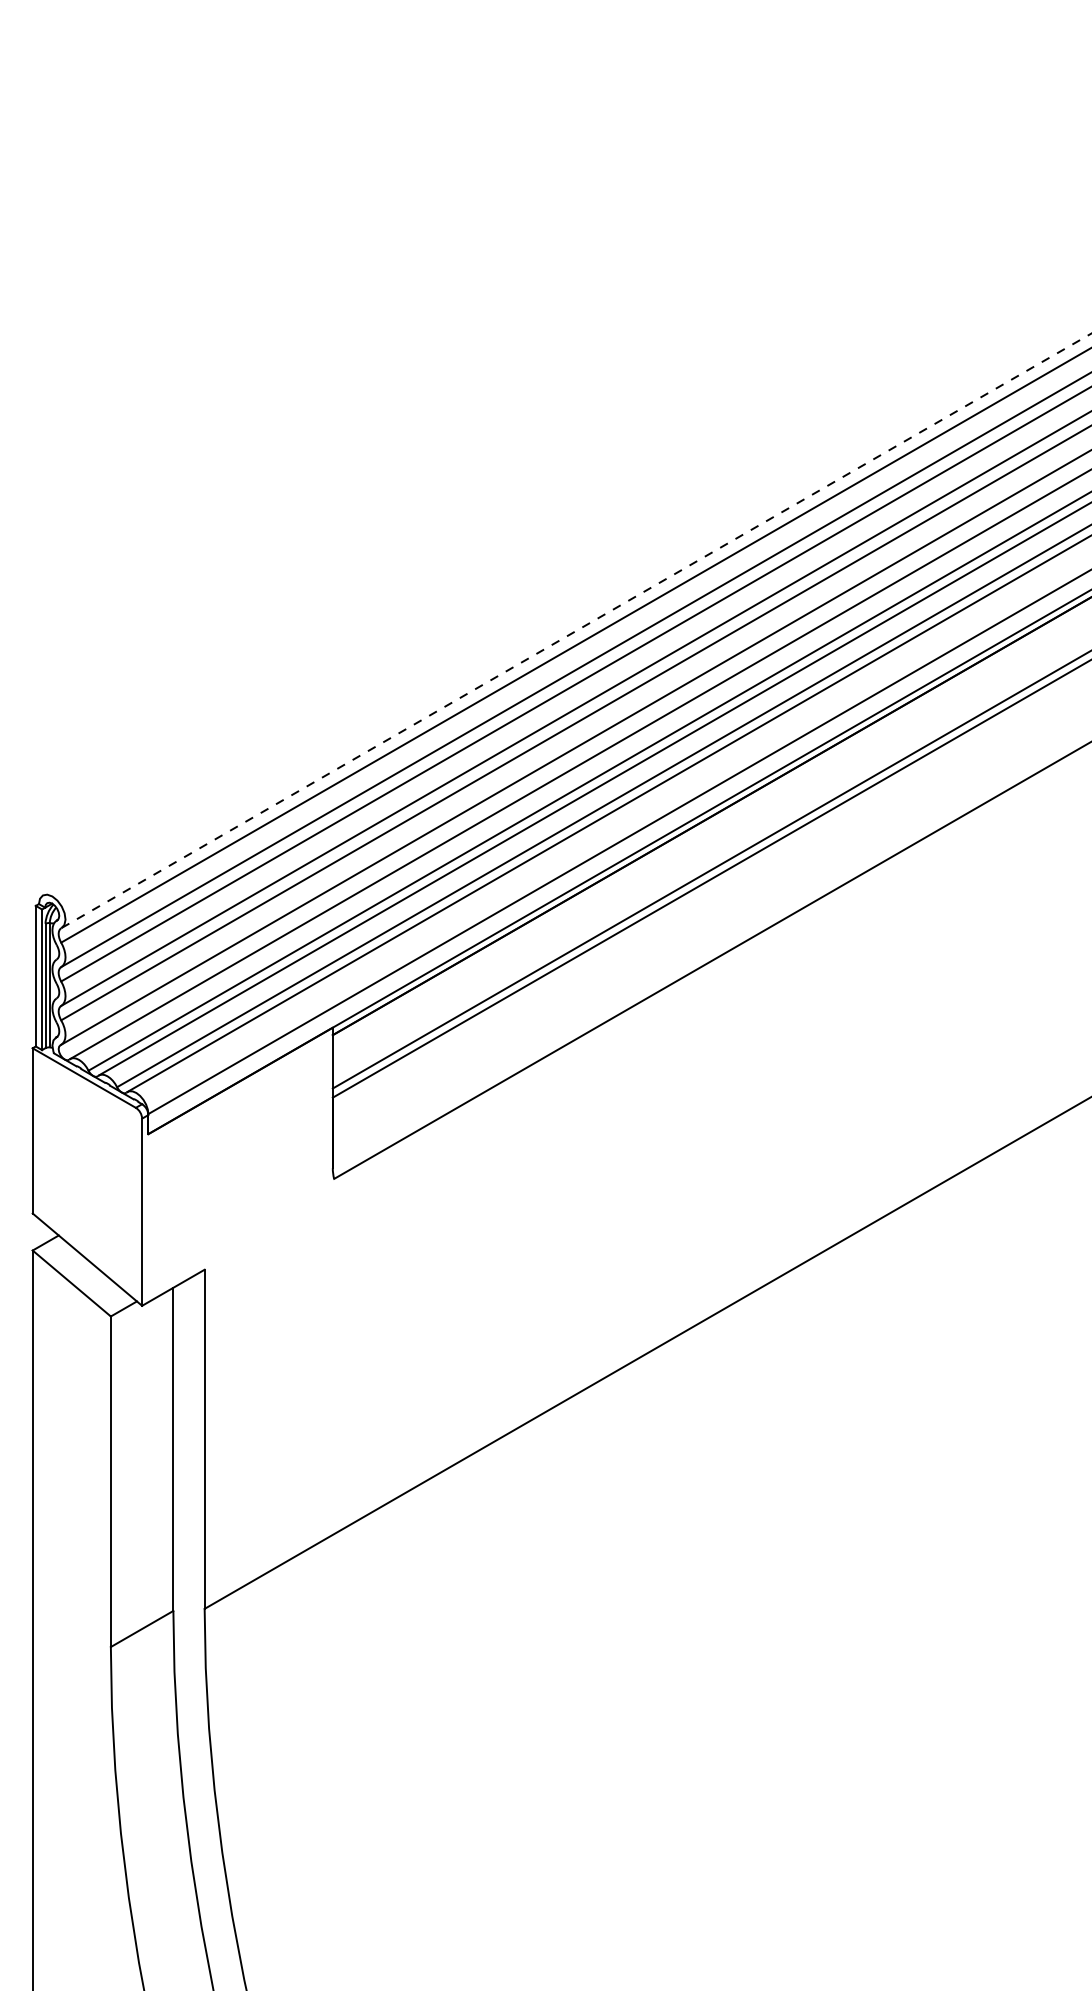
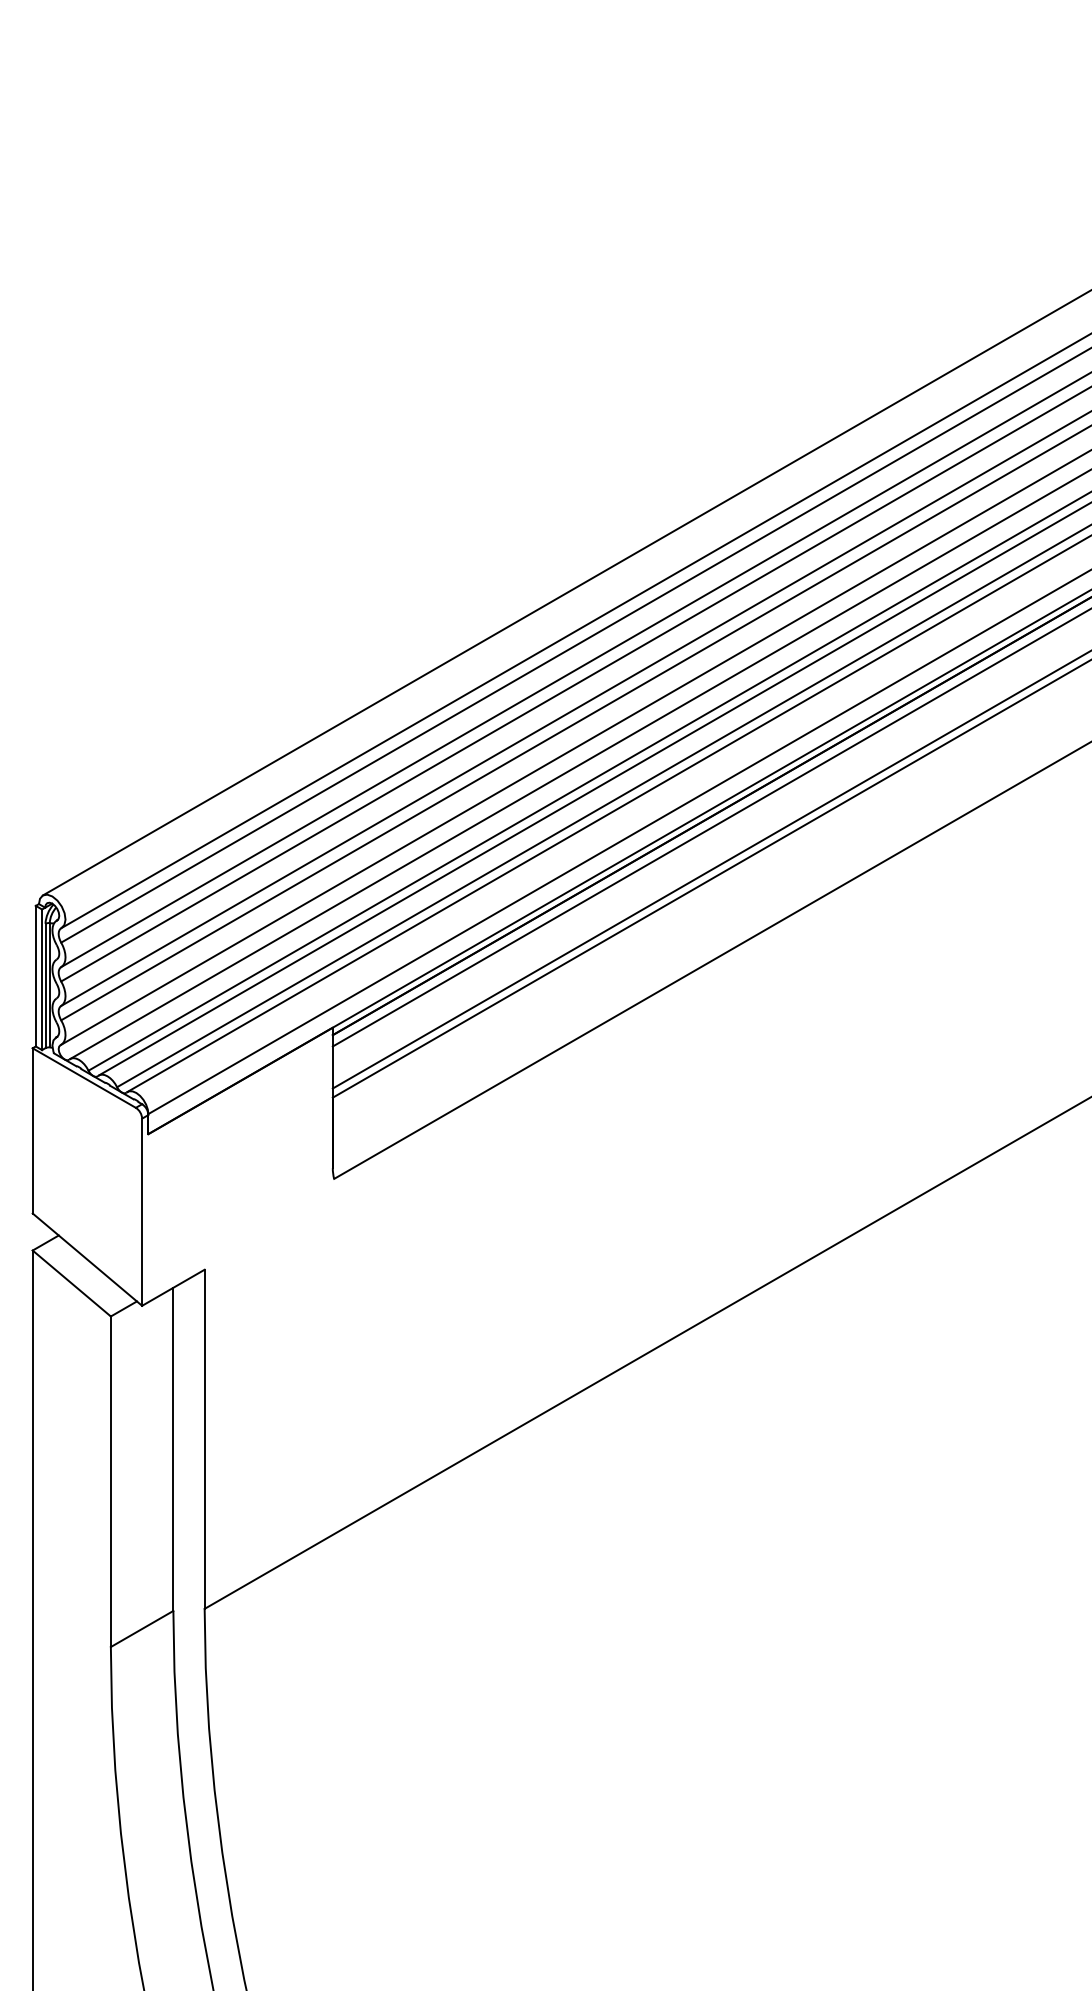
line: none -> present (565, 593)
line: dashed -> solid (576, 630)
line: none -> present (710, 828)
